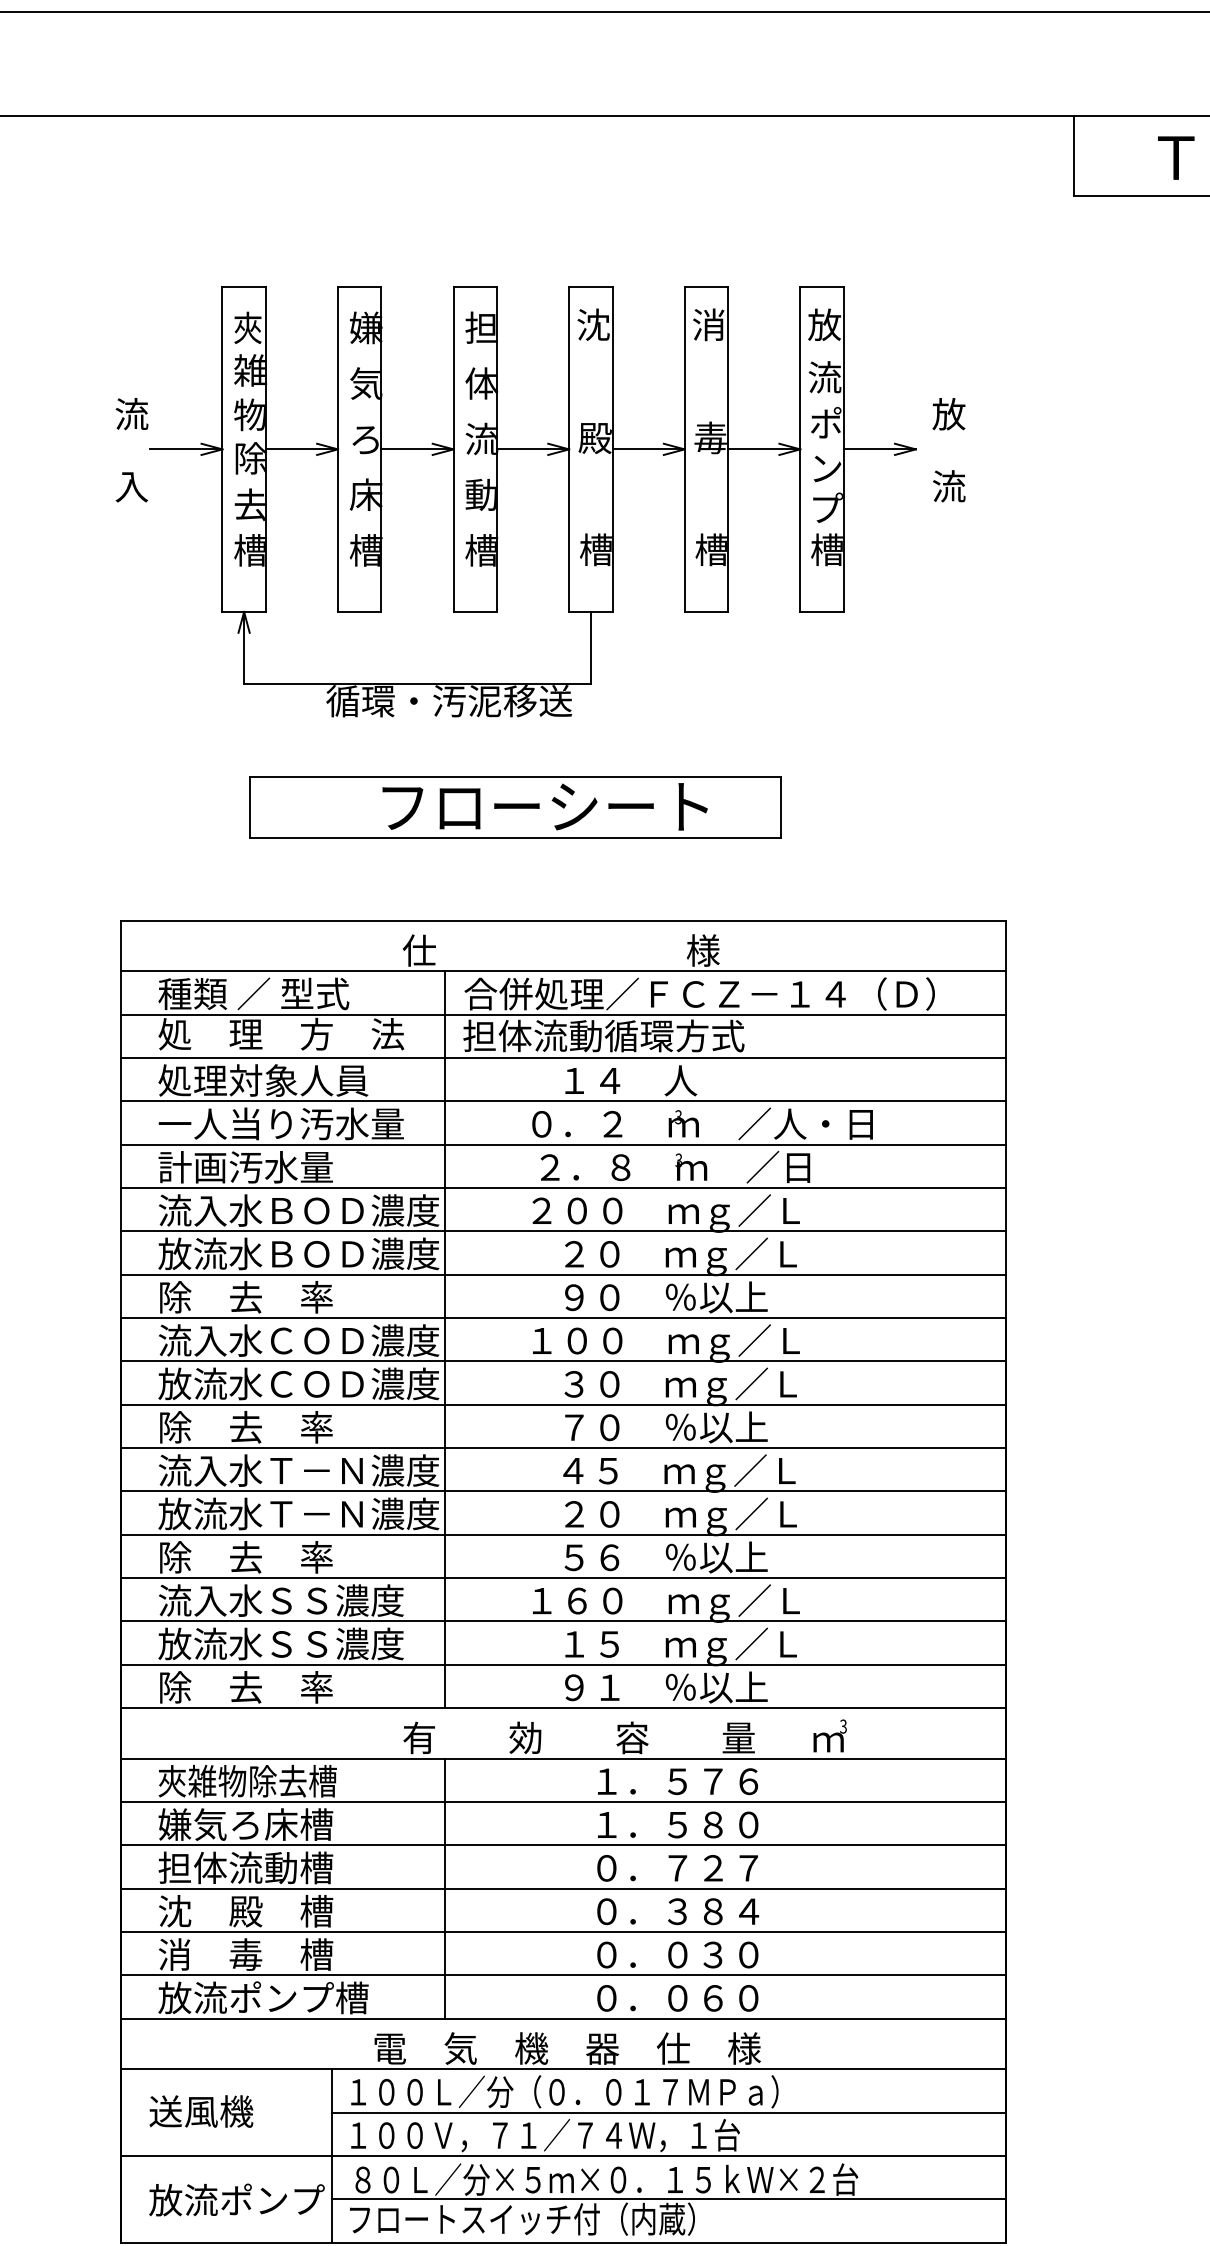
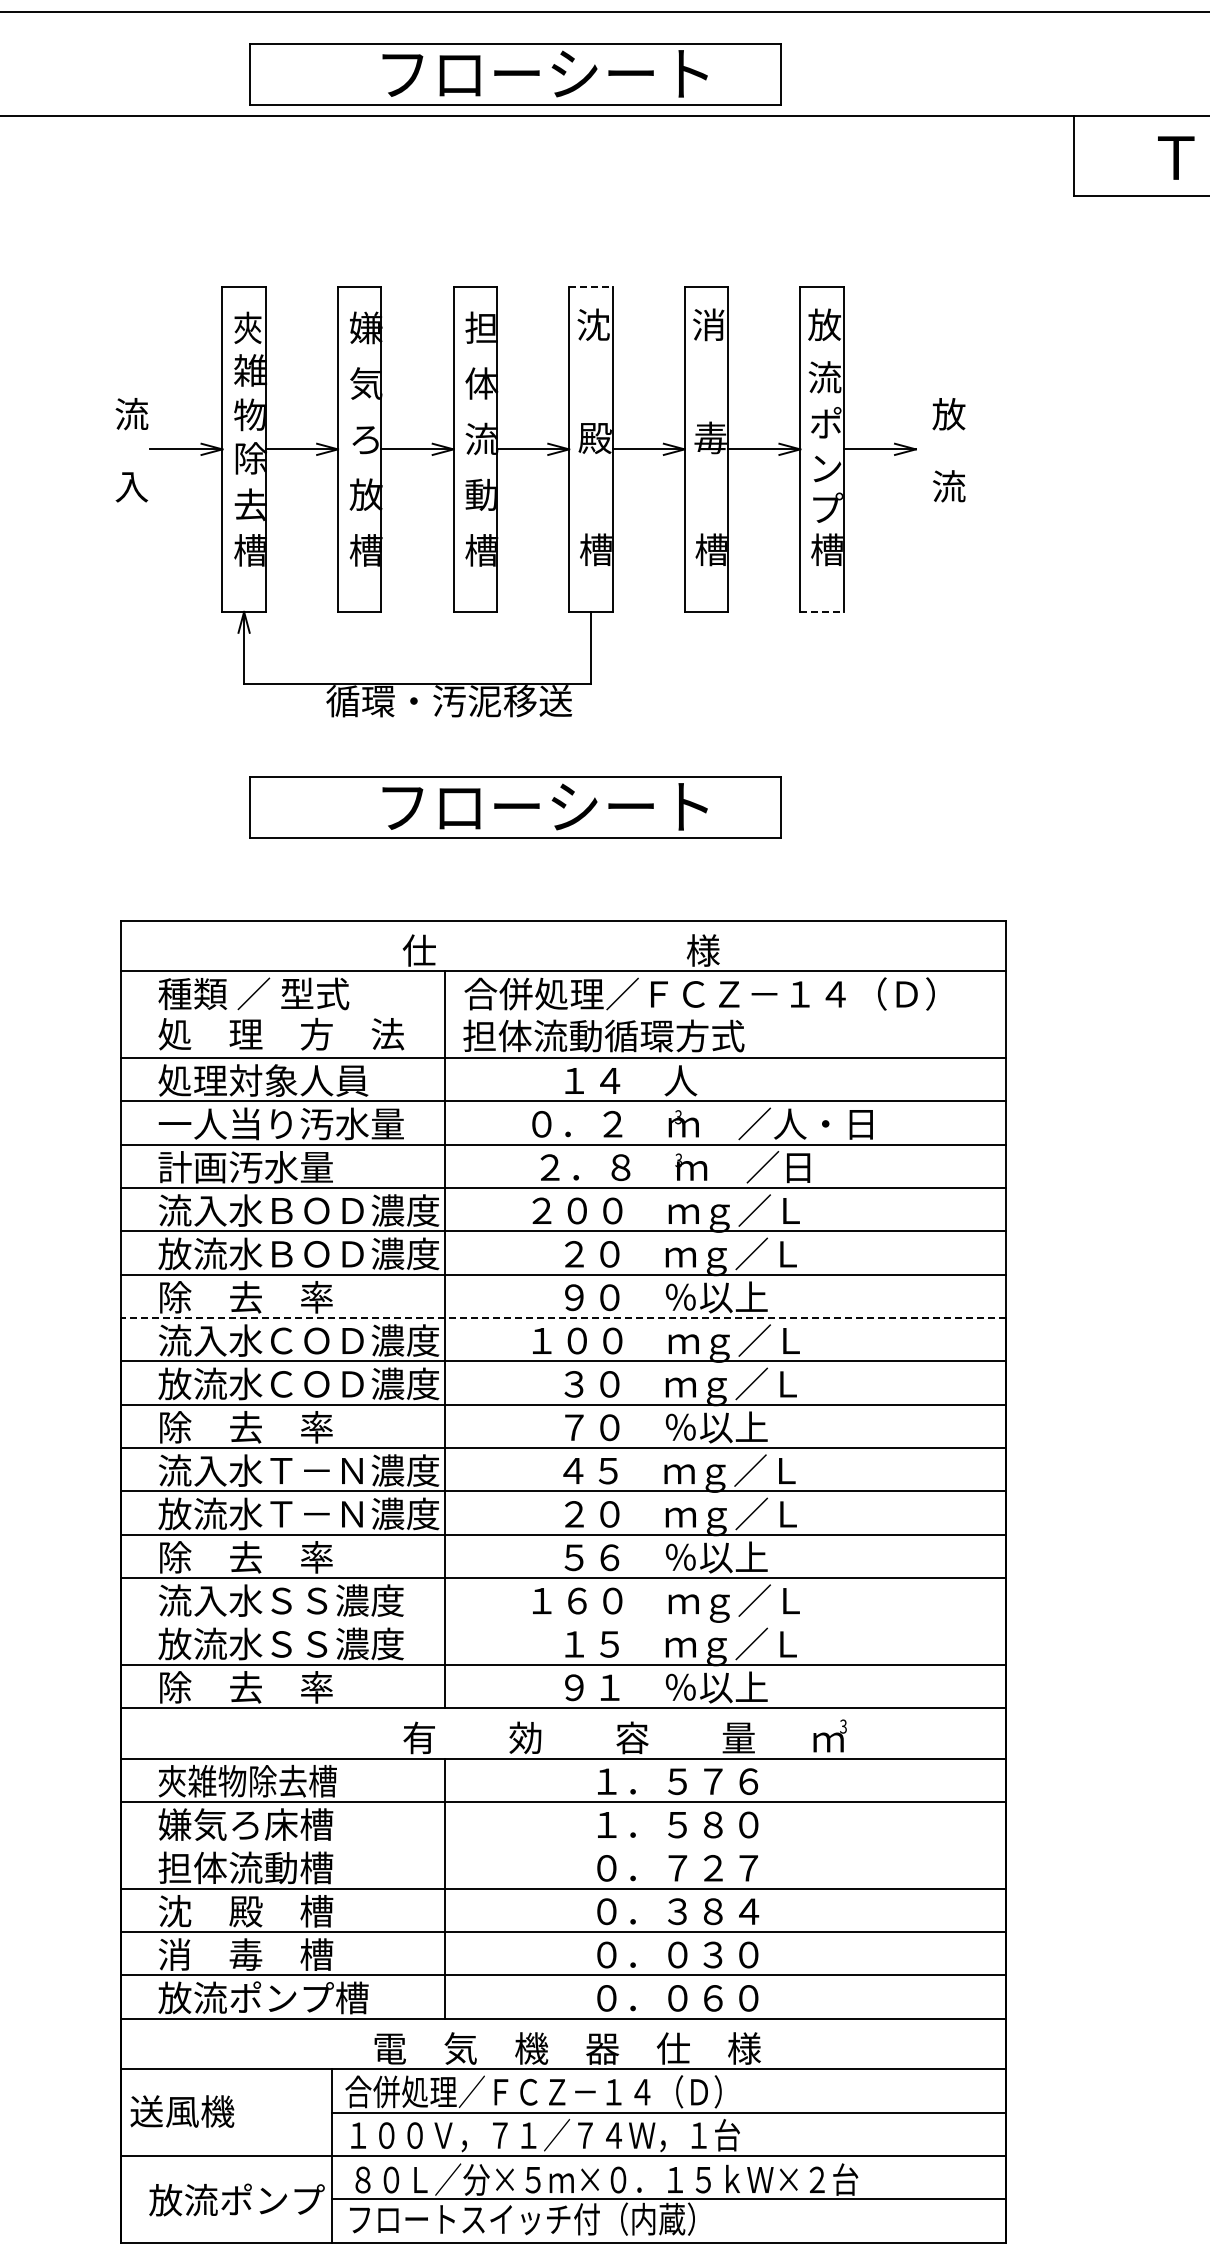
part: none -> present (515, 74)
line: solid -> dashed (590, 286)
text: 床 -> 放 (365, 494)
line: solid -> dashed (822, 611)
line: present -> none (563, 1014)
line: solid -> dashed (563, 1317)
line: present -> none (563, 1621)
line: present -> none (563, 1845)
text: １００Ｌ／分（０．０１７ＭＰａ） -> 合併処理／ＦＣＺ－１４（Ｄ） (561, 2091)
text position: (201, 2111) -> (182, 2111) (182, 2111)
